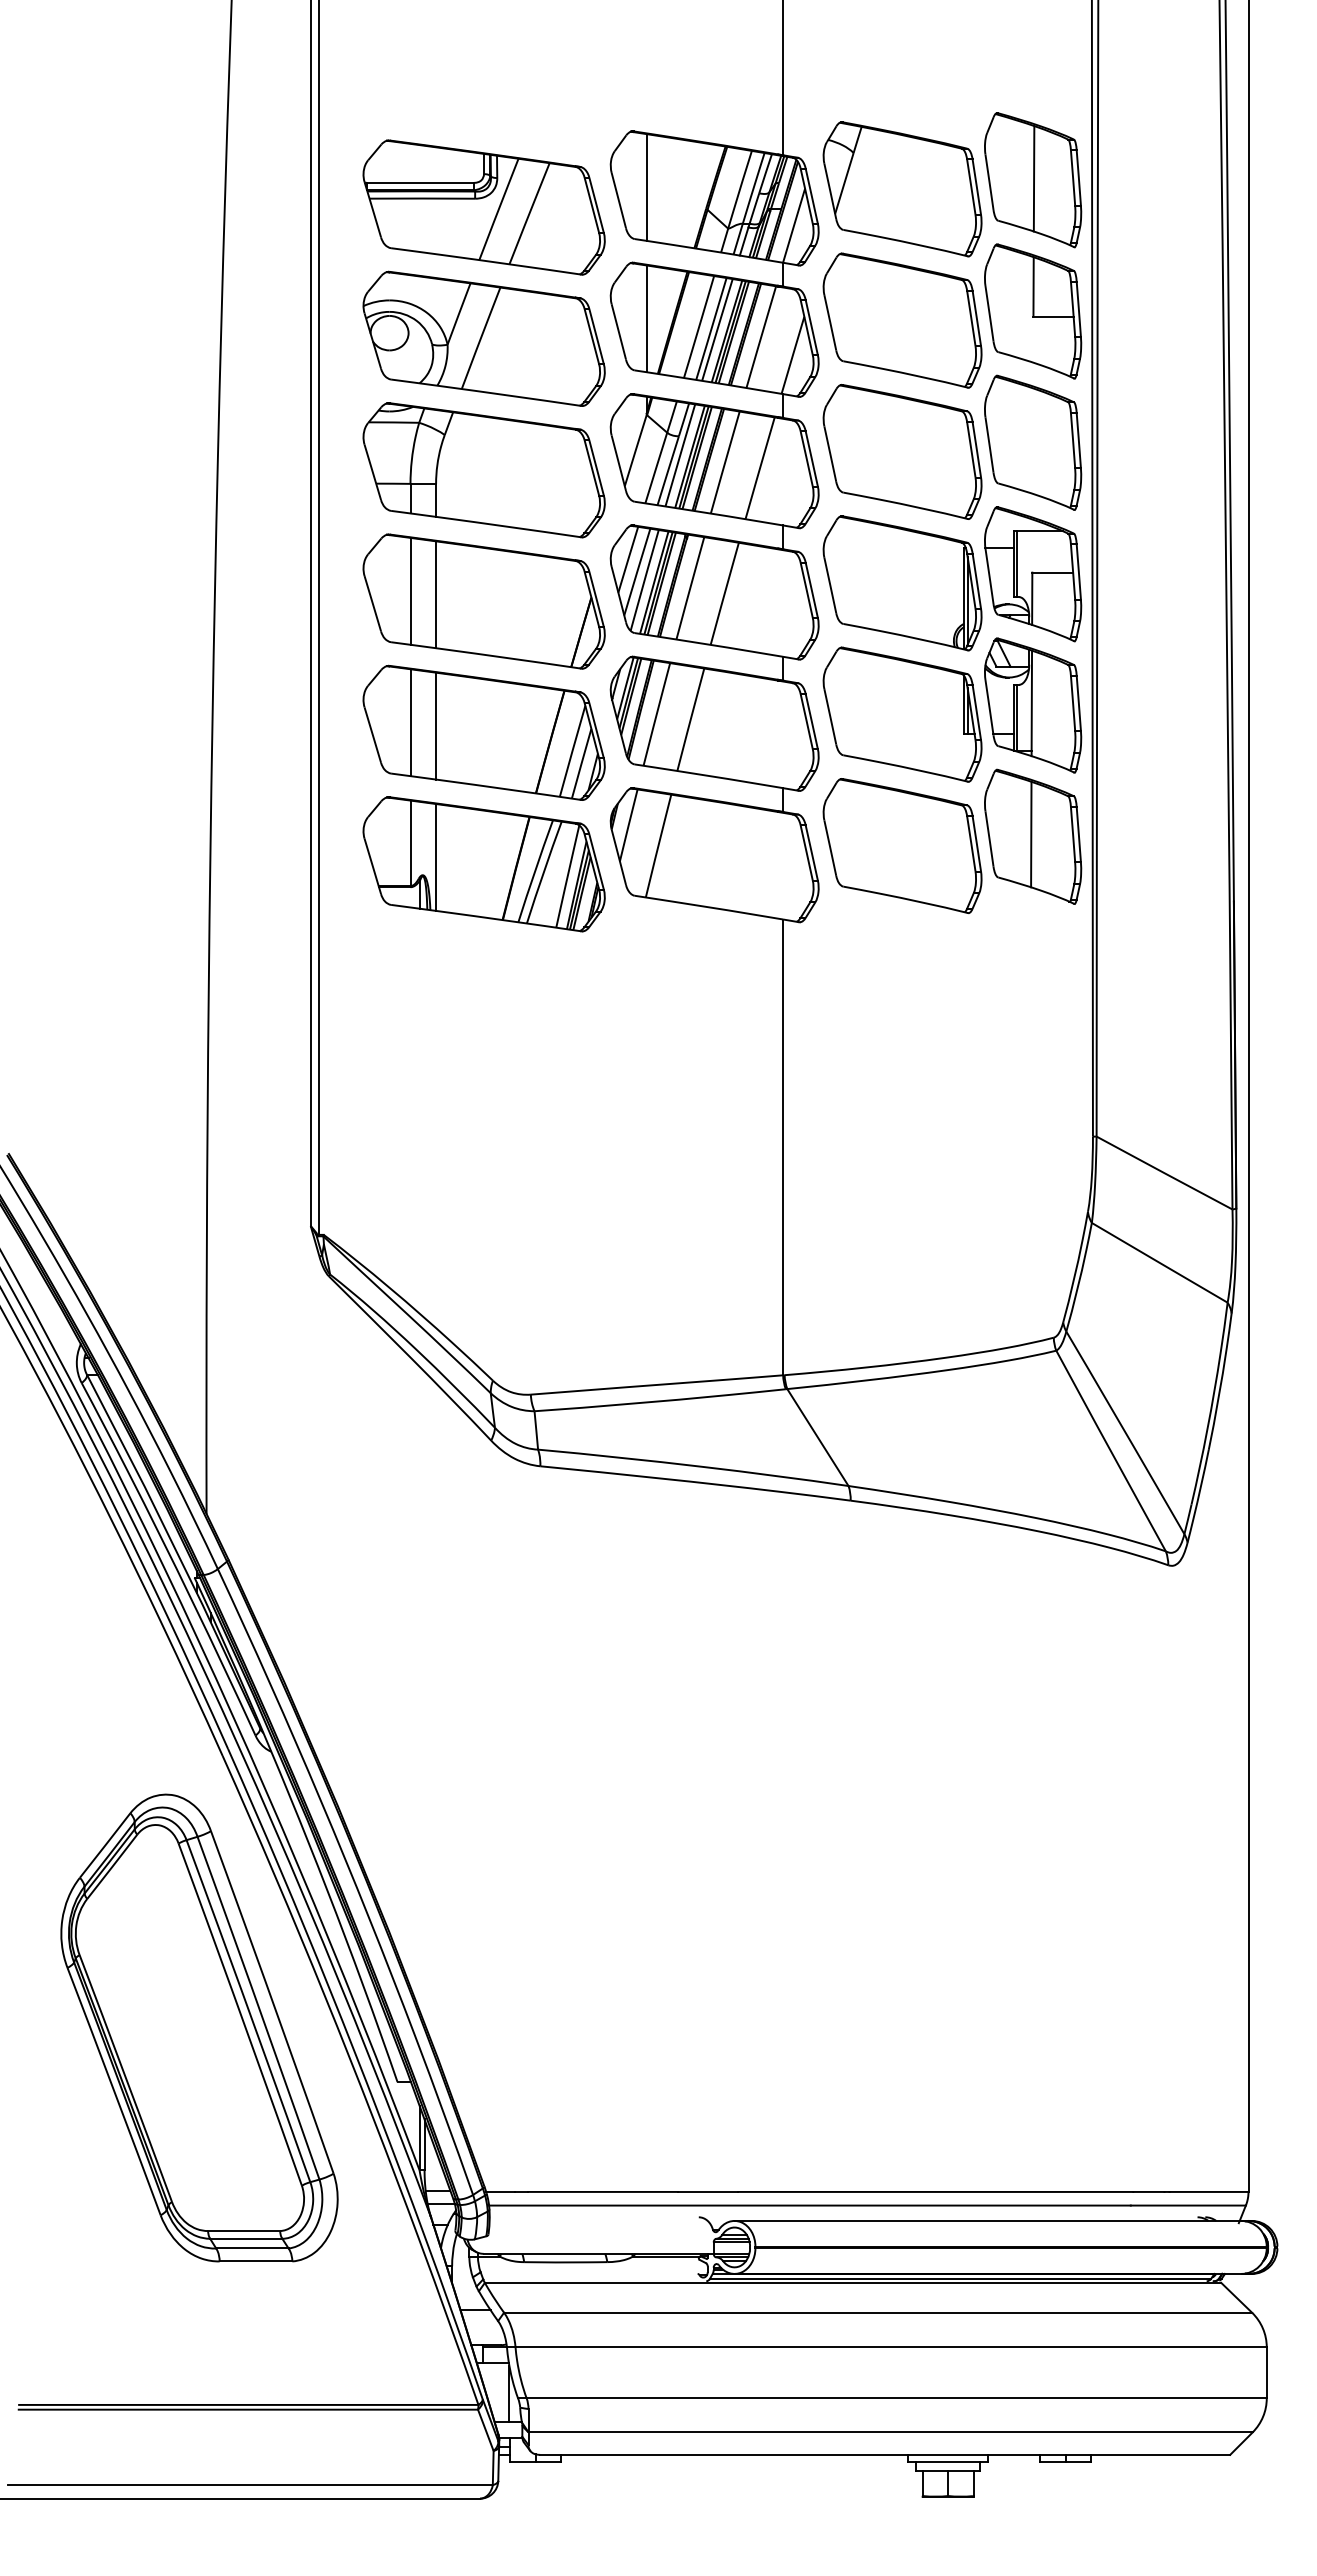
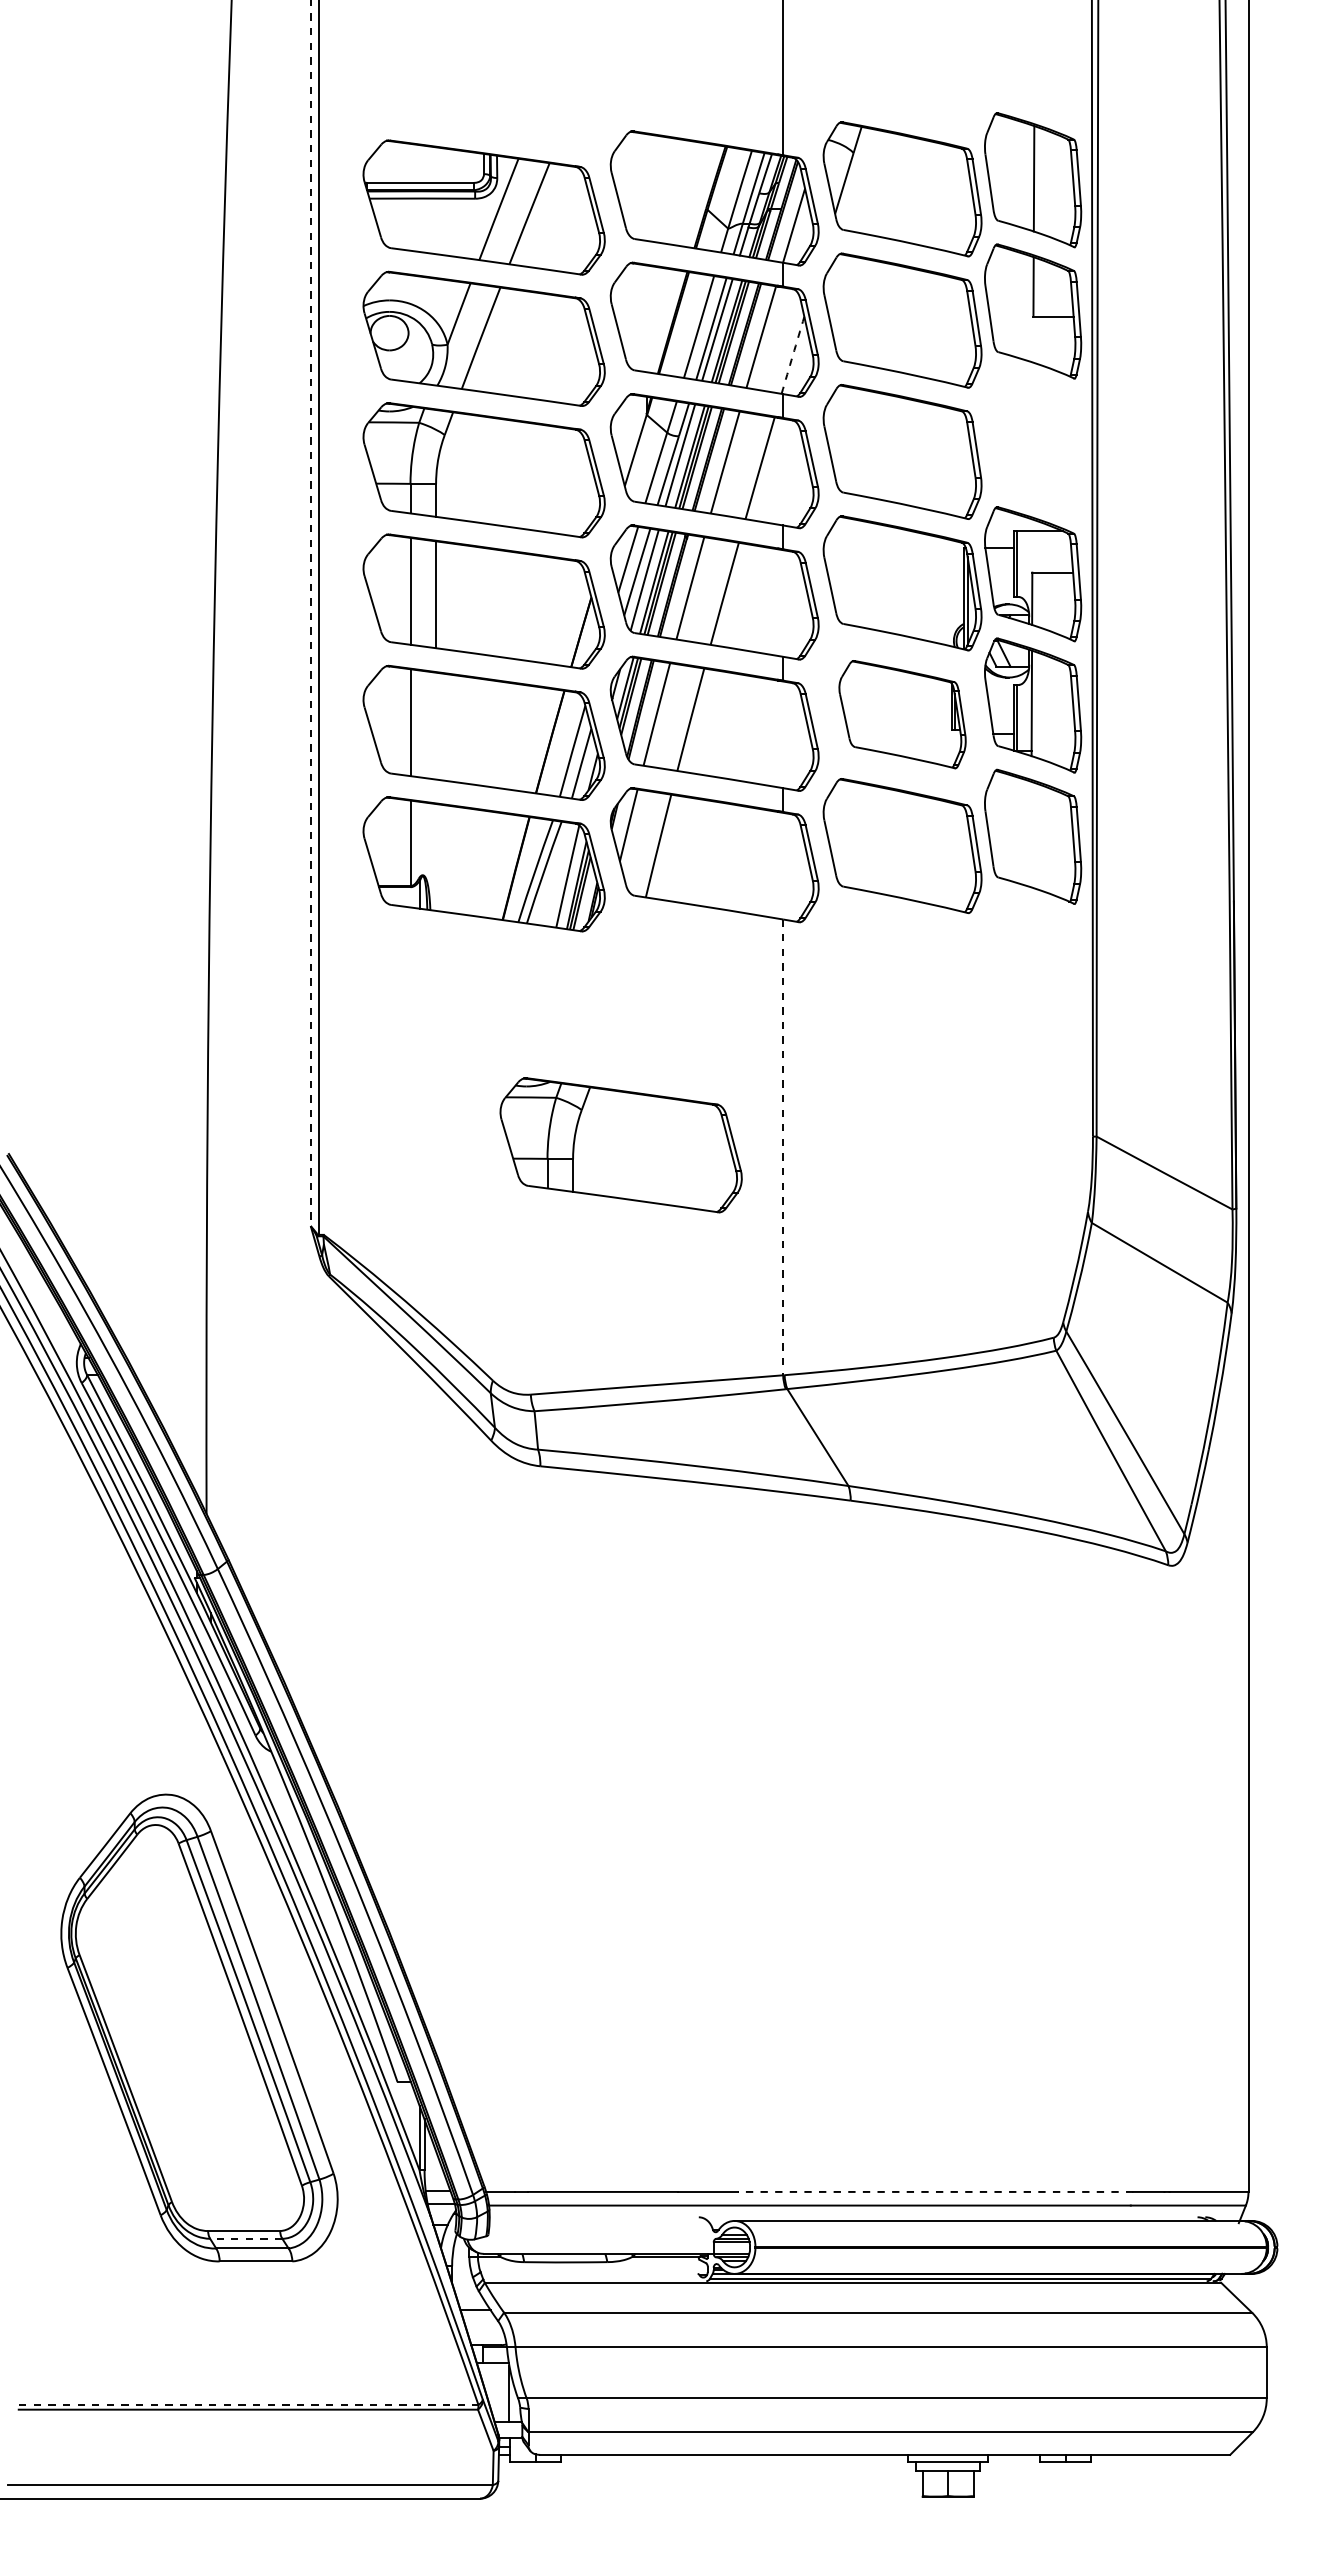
line: present -> none (646, 187)
line: present -> none (646, 318)
arc: solid -> dashed (792, 355)
part: present -> none (1033, 442)
line: solid -> dashed (310, 613)
part size: 161x137 px -> 129x110 px (902, 714)
line: present -> none (436, 725)
line: present -> none (1031, 834)
line: present -> none (436, 857)
part: none -> present (620, 1145)
line: solid -> dashed (783, 1147)
line: solid -> dashed (935, 2191)
line: solid -> dashed (245, 2238)
line: solid -> dashed (248, 2404)
